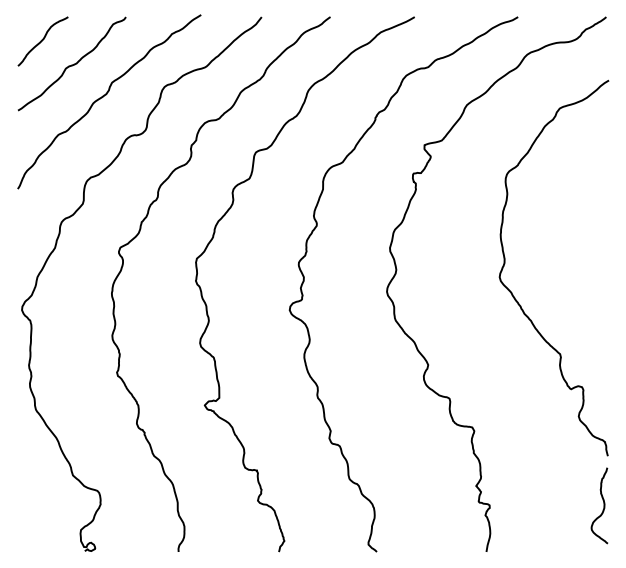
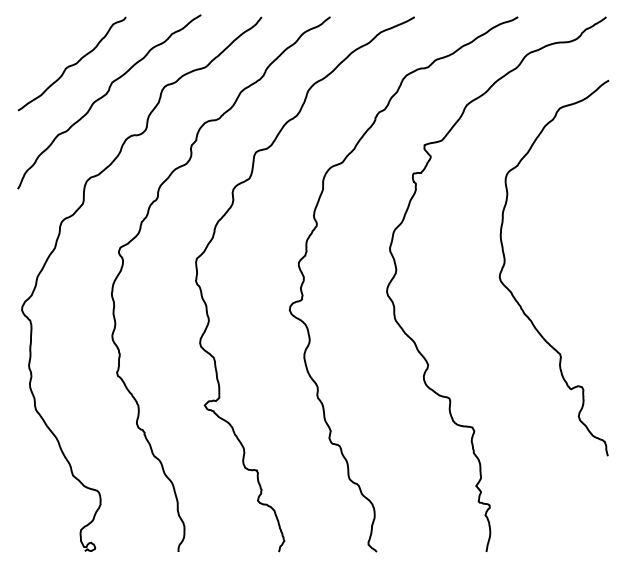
curve: present -> none (42, 41)
curve: present -> none (603, 505)
